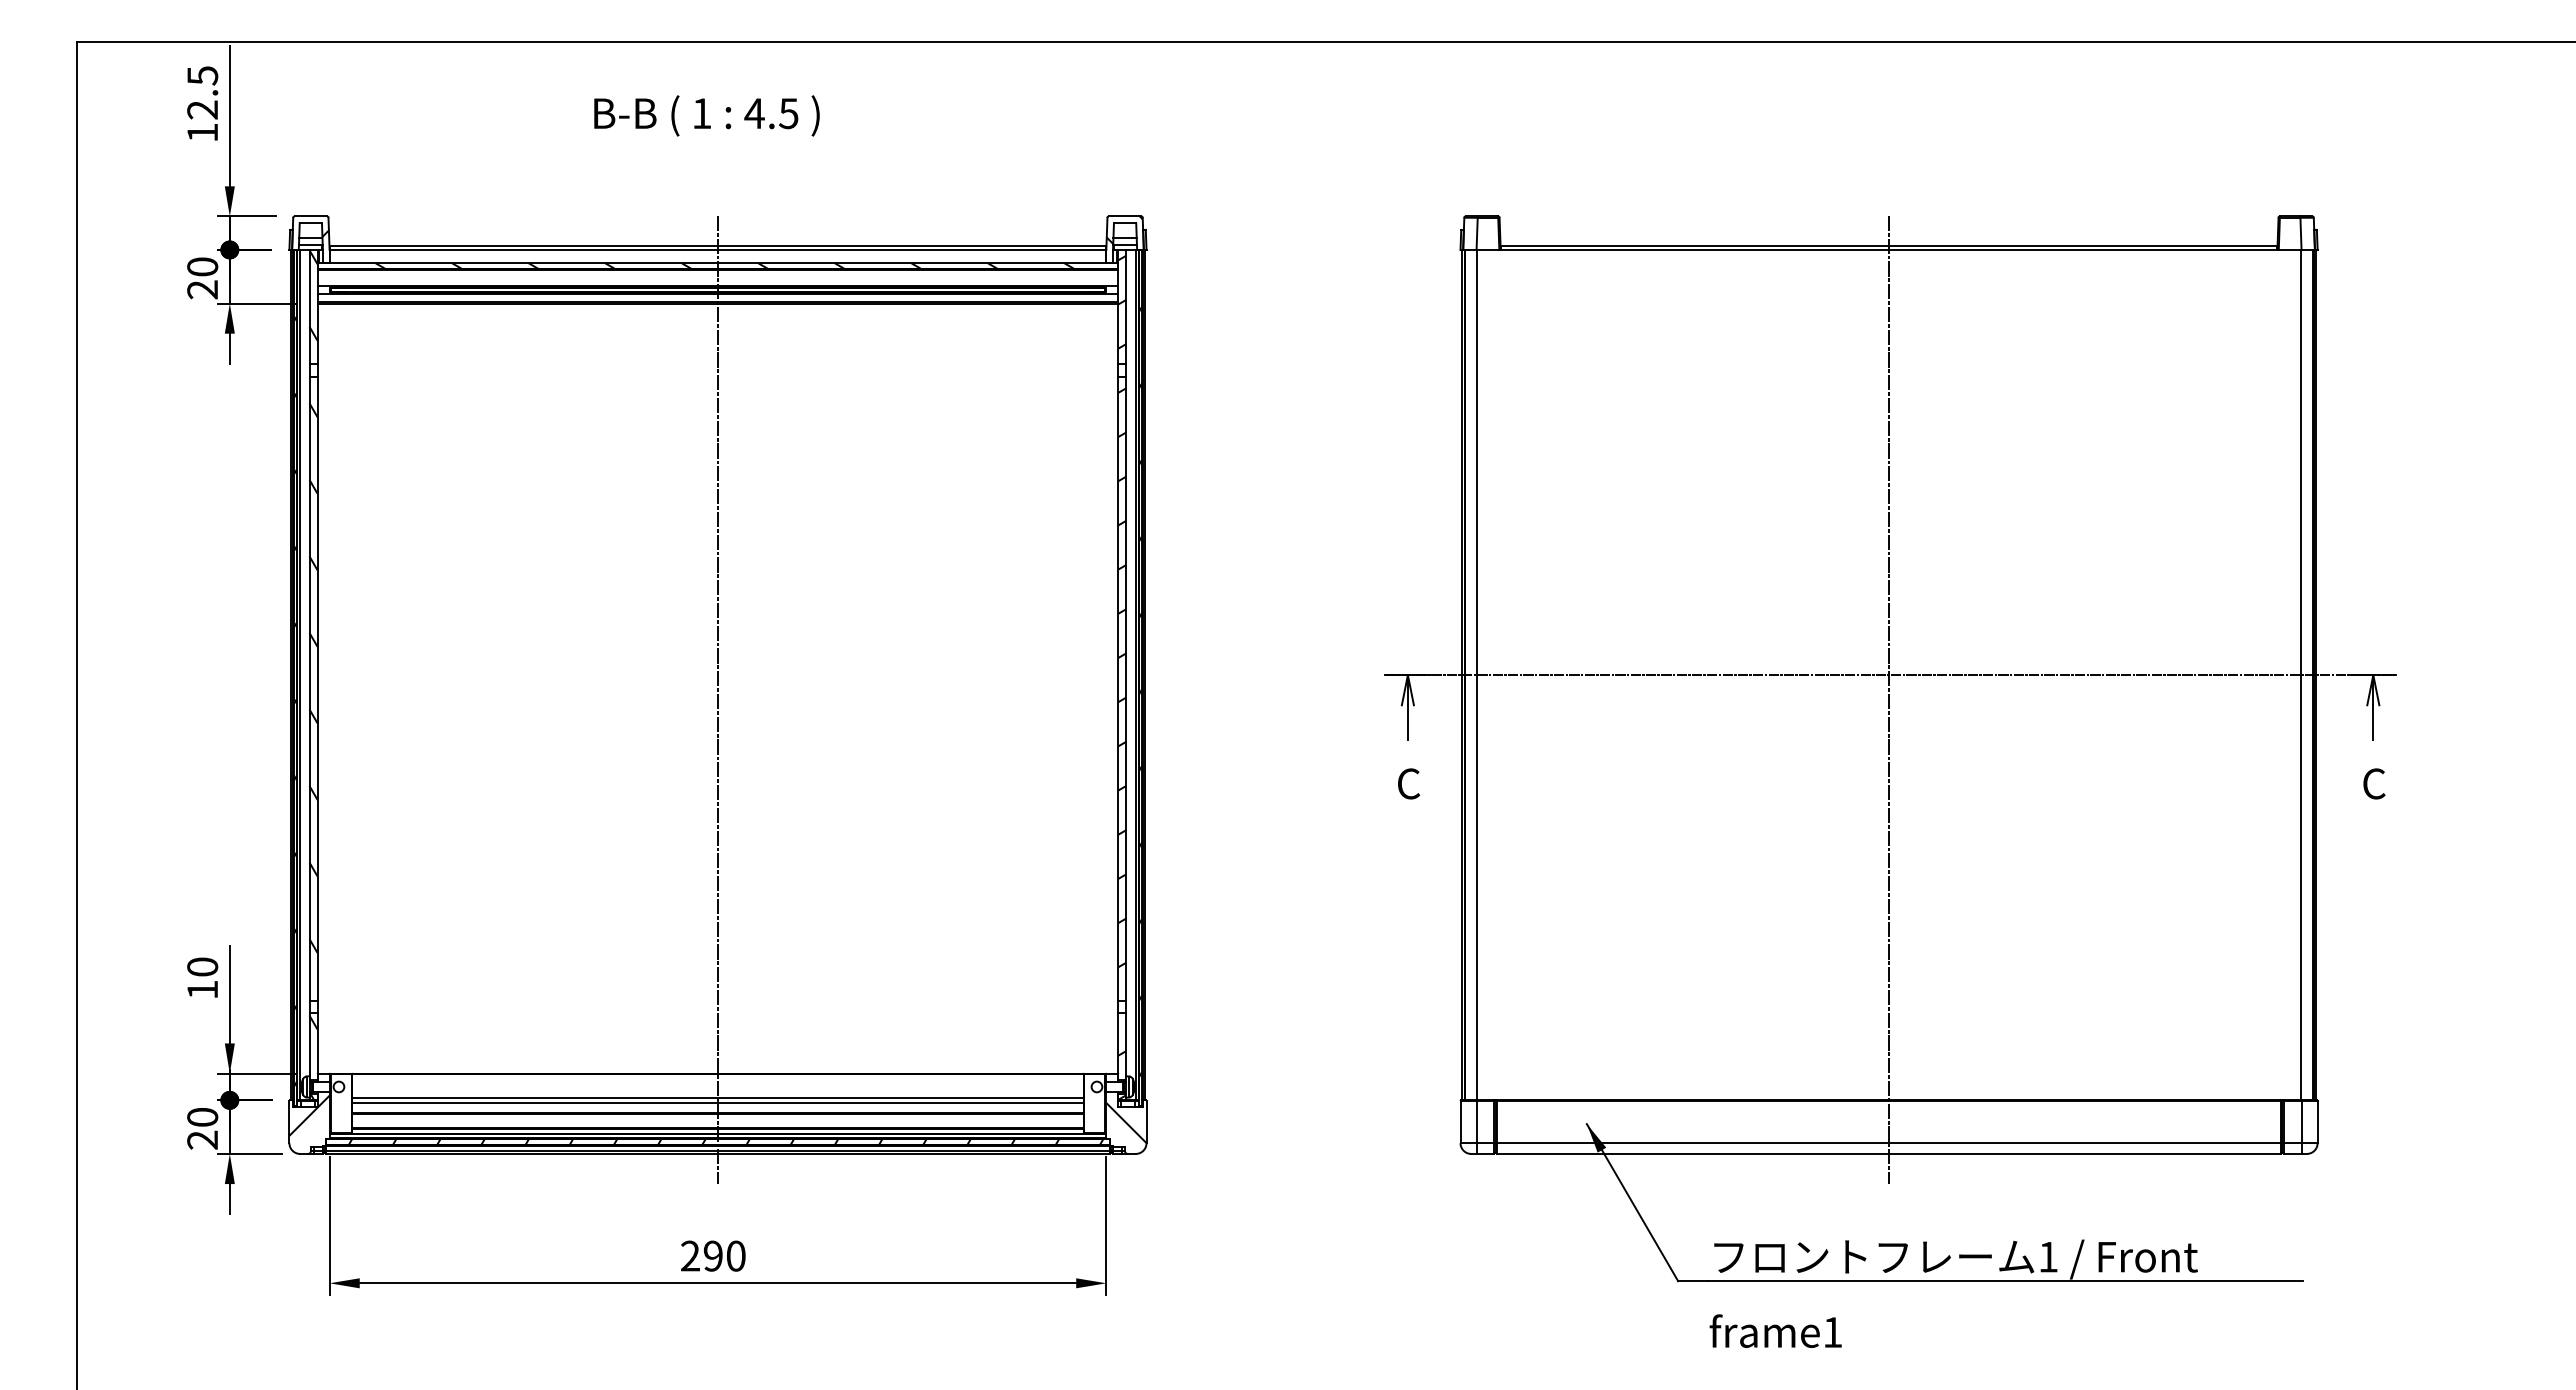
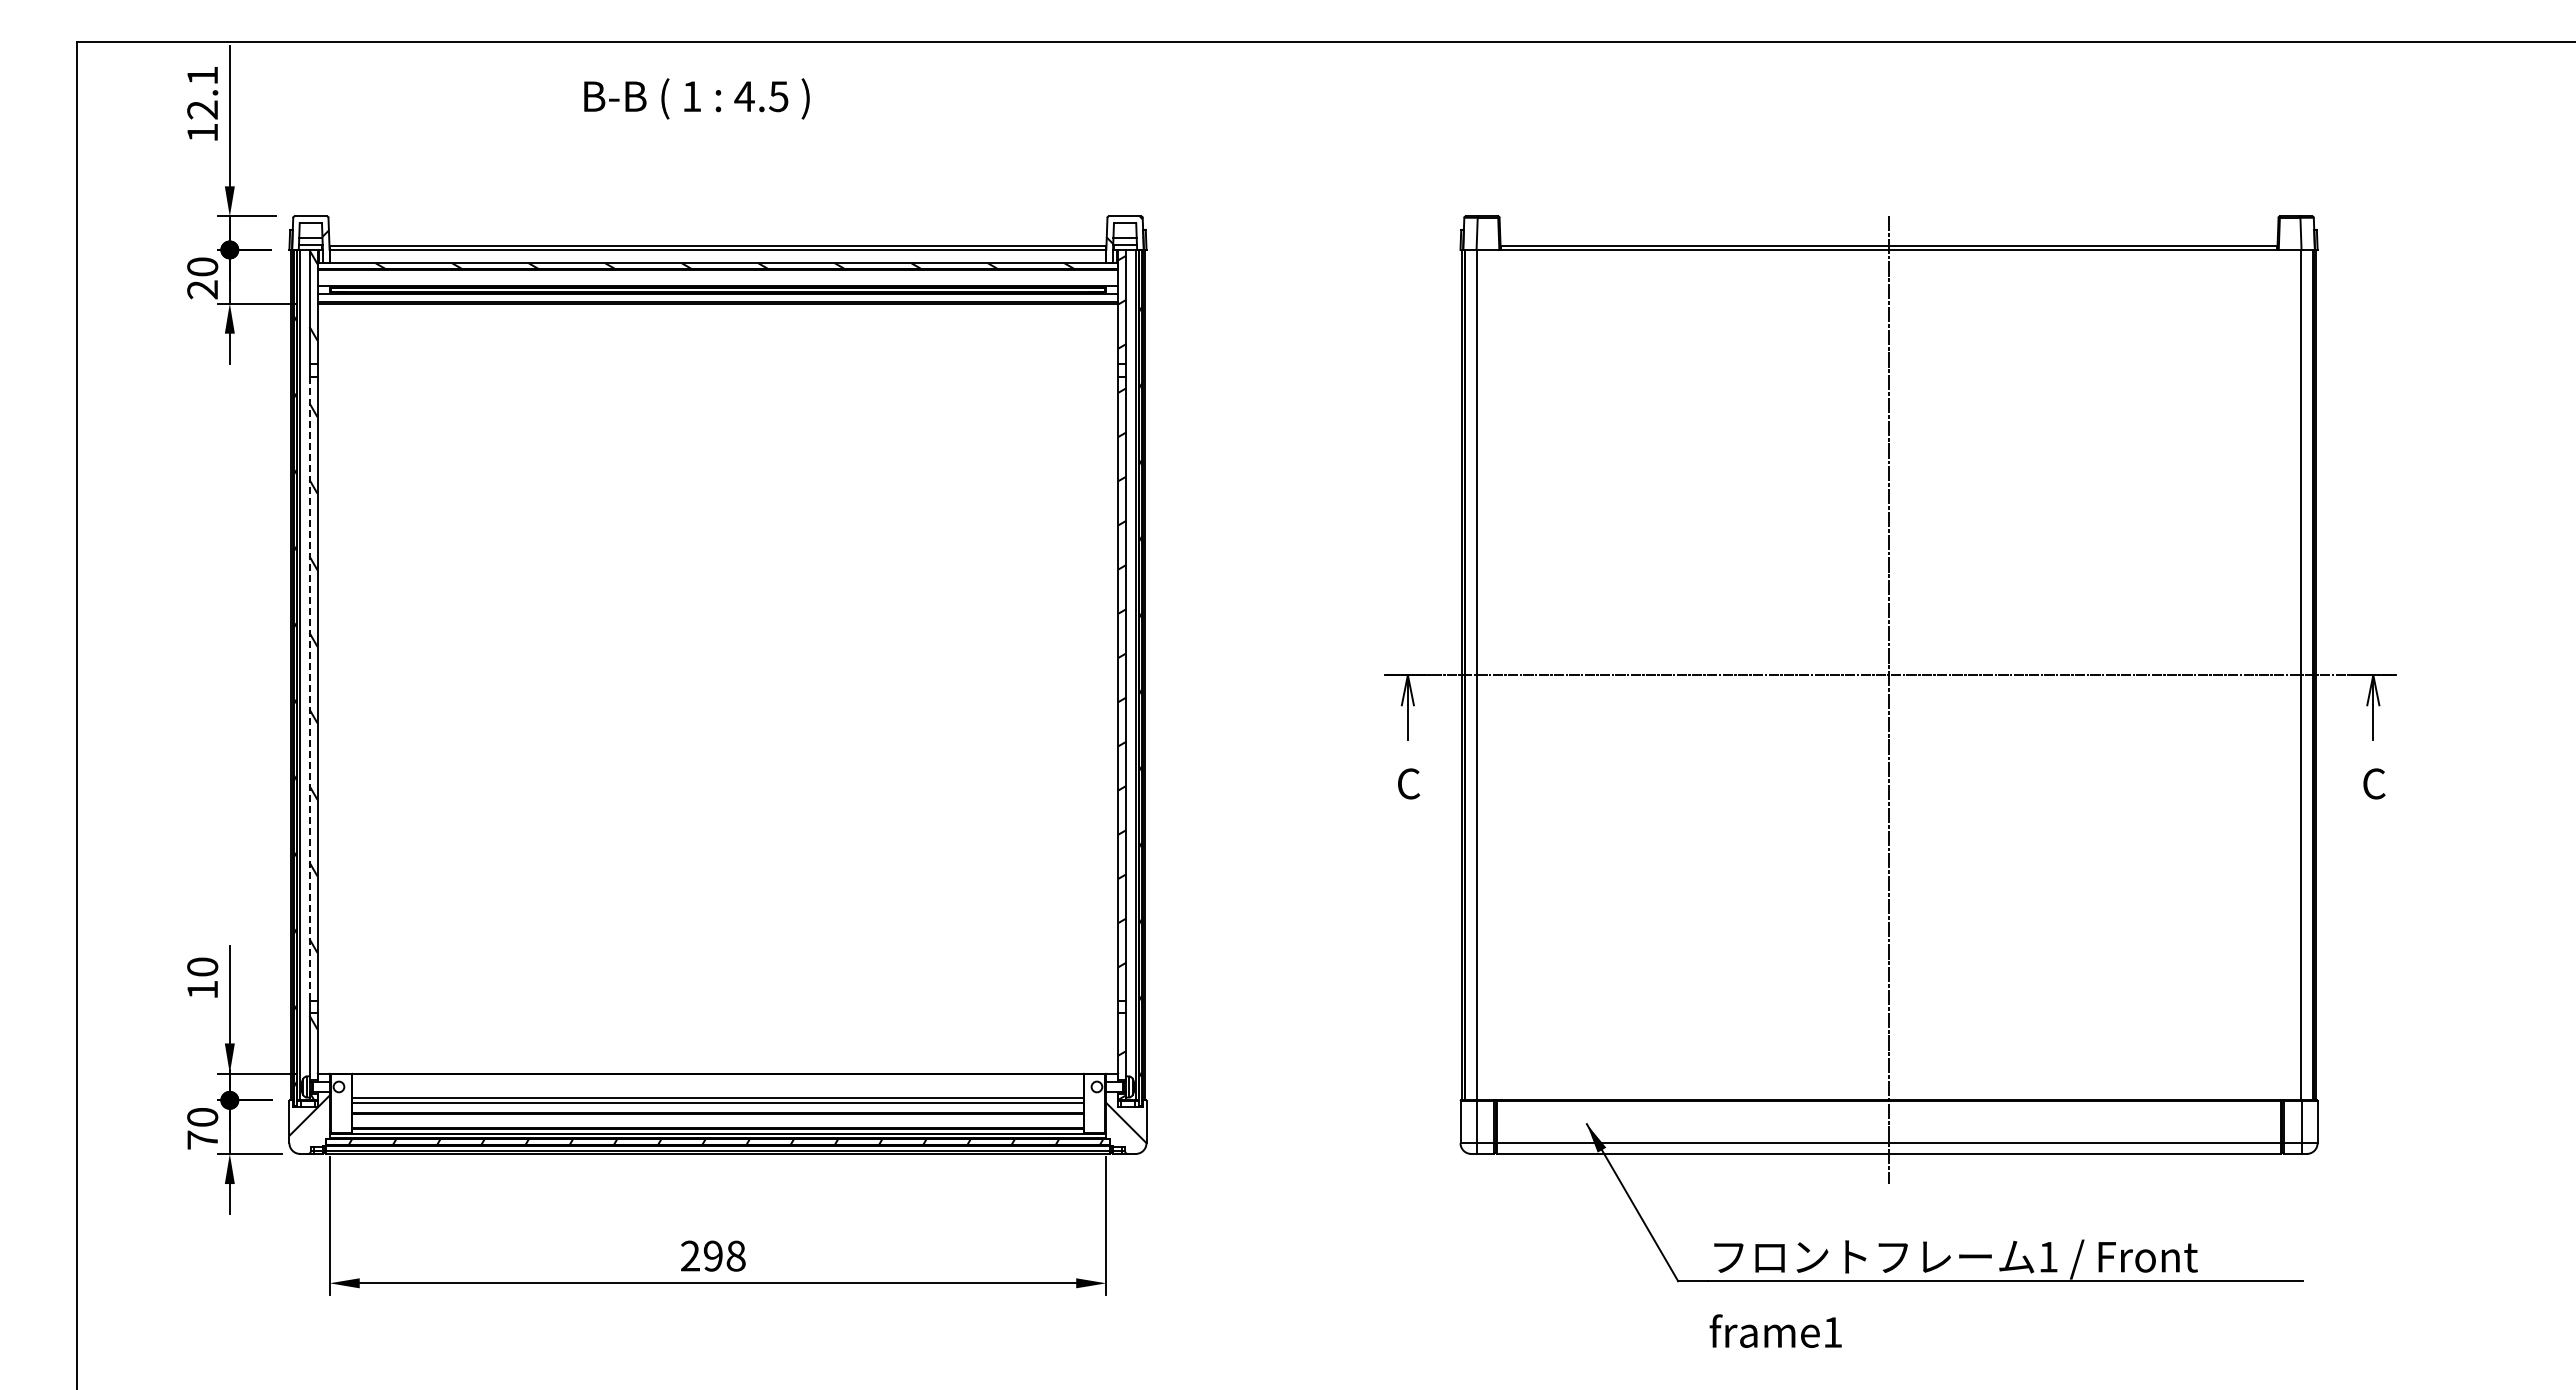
text: 12.5 -> 12.1 (202, 75)
text position: (706, 115) -> (696, 98) (696, 98)
line: solid -> dashed (309, 689)
line: present -> none (717, 699)
text: 20 -> 70 (202, 1139)
text: 290 -> 298 (735, 1255)
